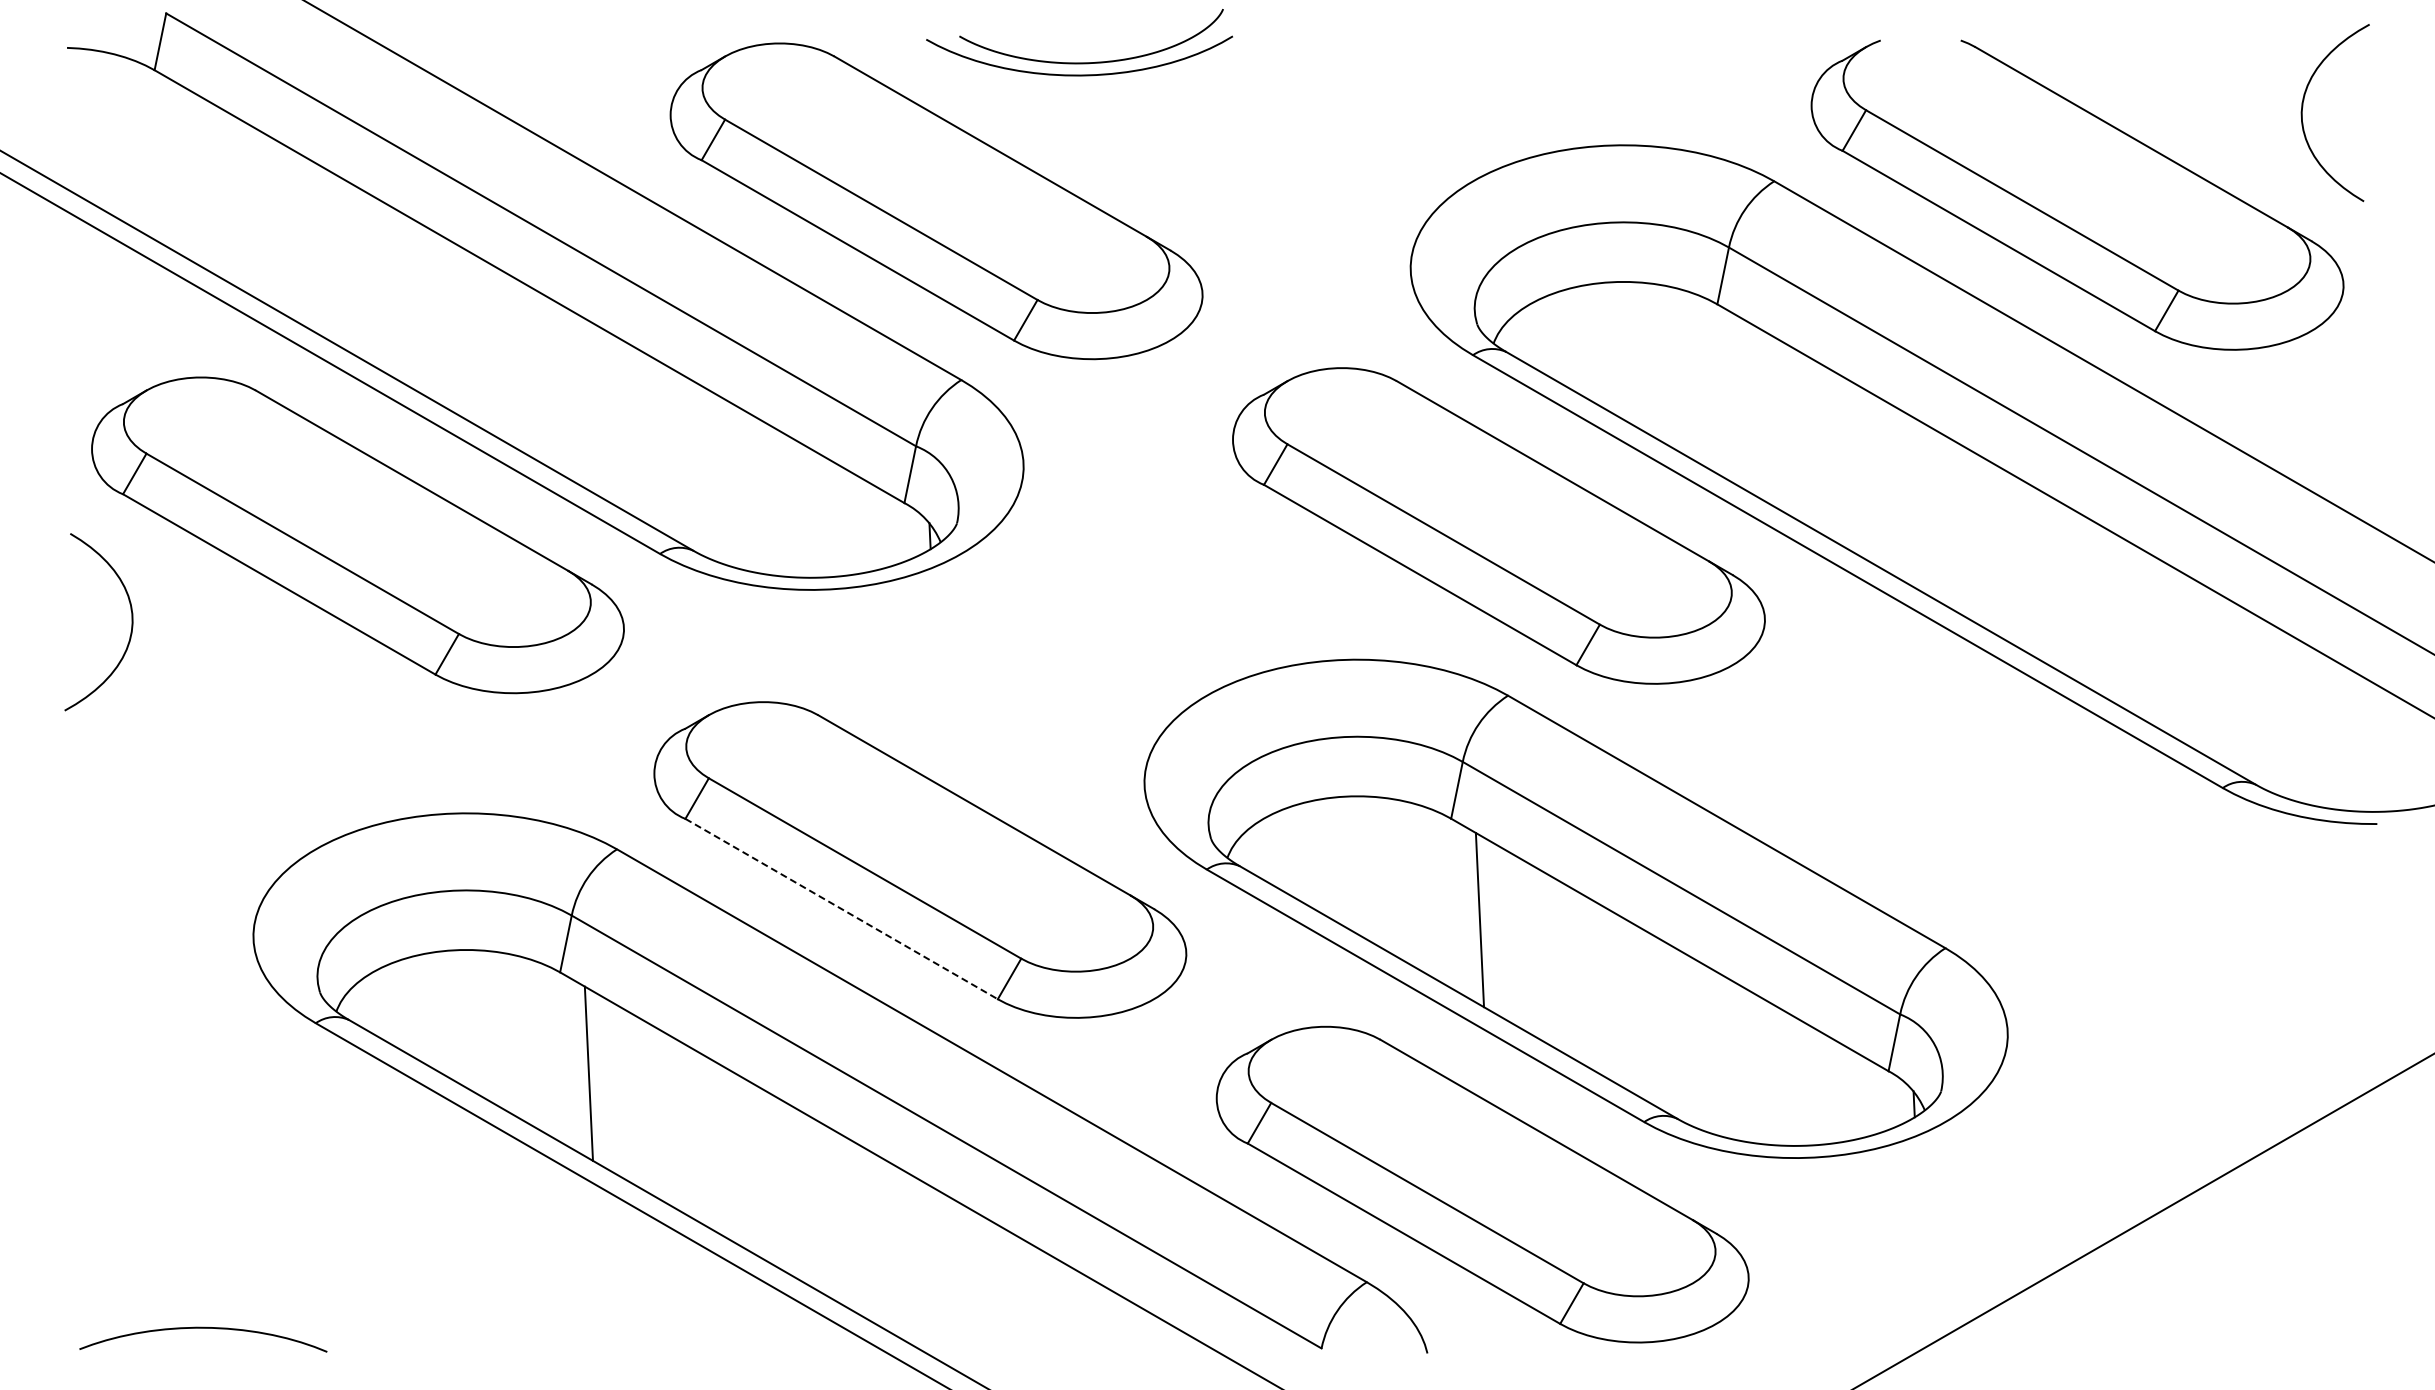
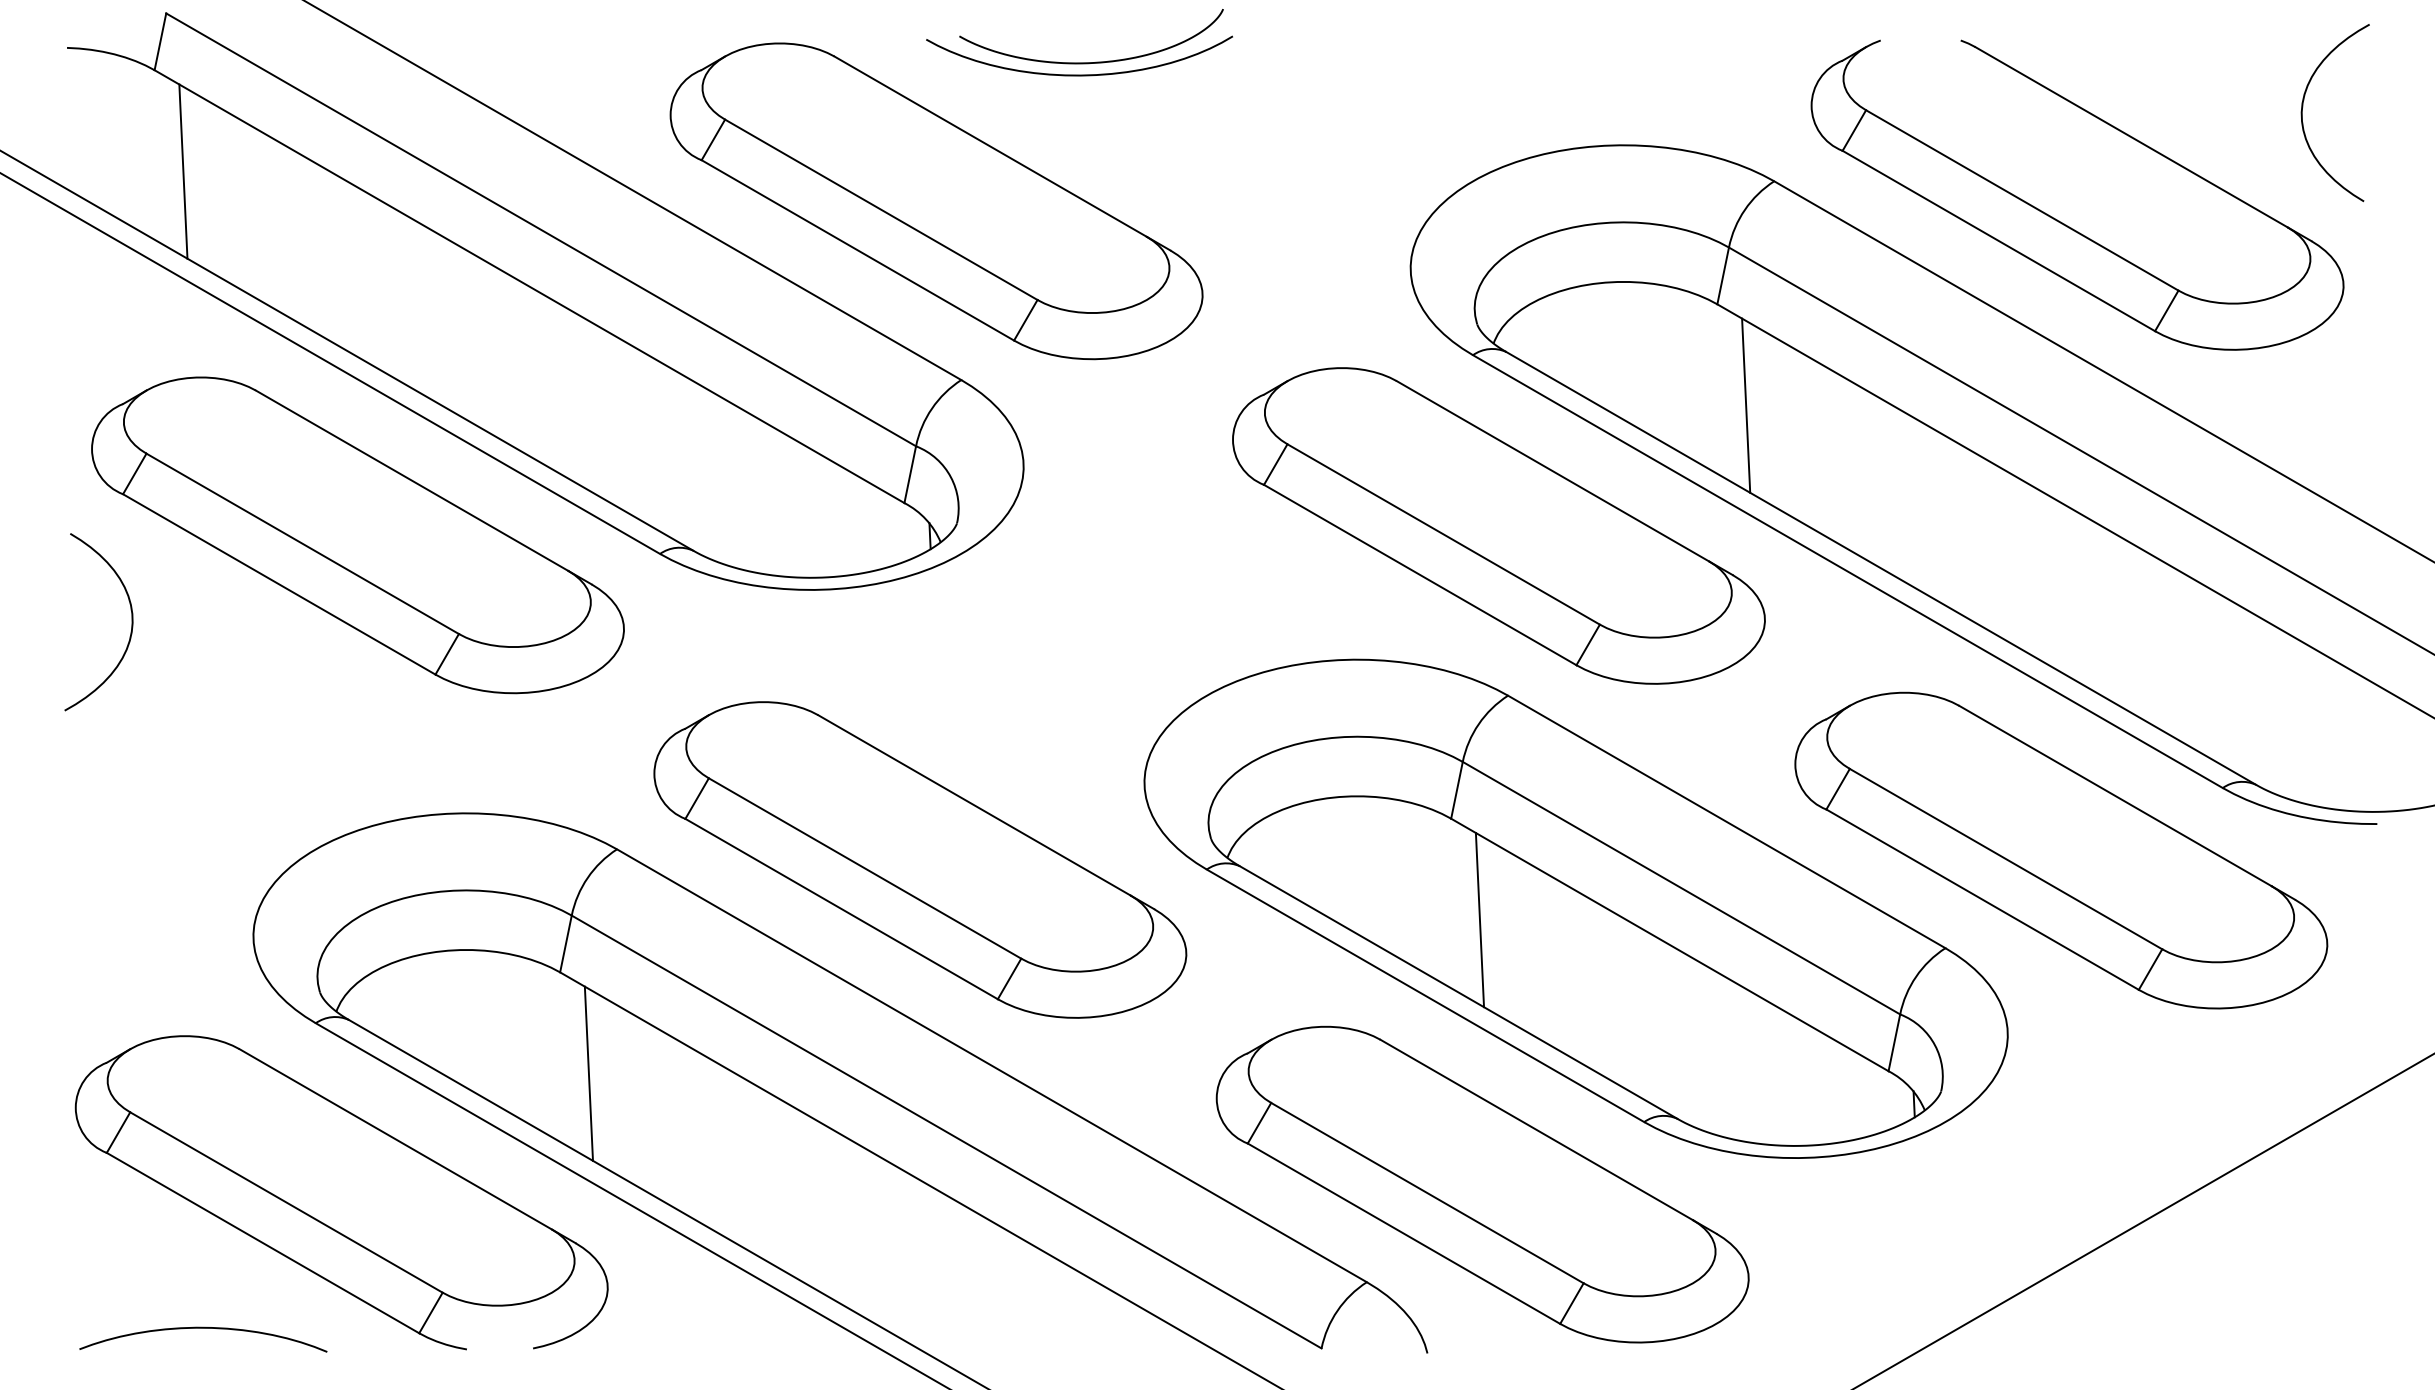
line: none -> present (183, 171)
line: none -> present (1746, 405)
part: none -> present (2061, 850)
line: dashed -> solid (842, 909)
part: none -> present (341, 1192)
